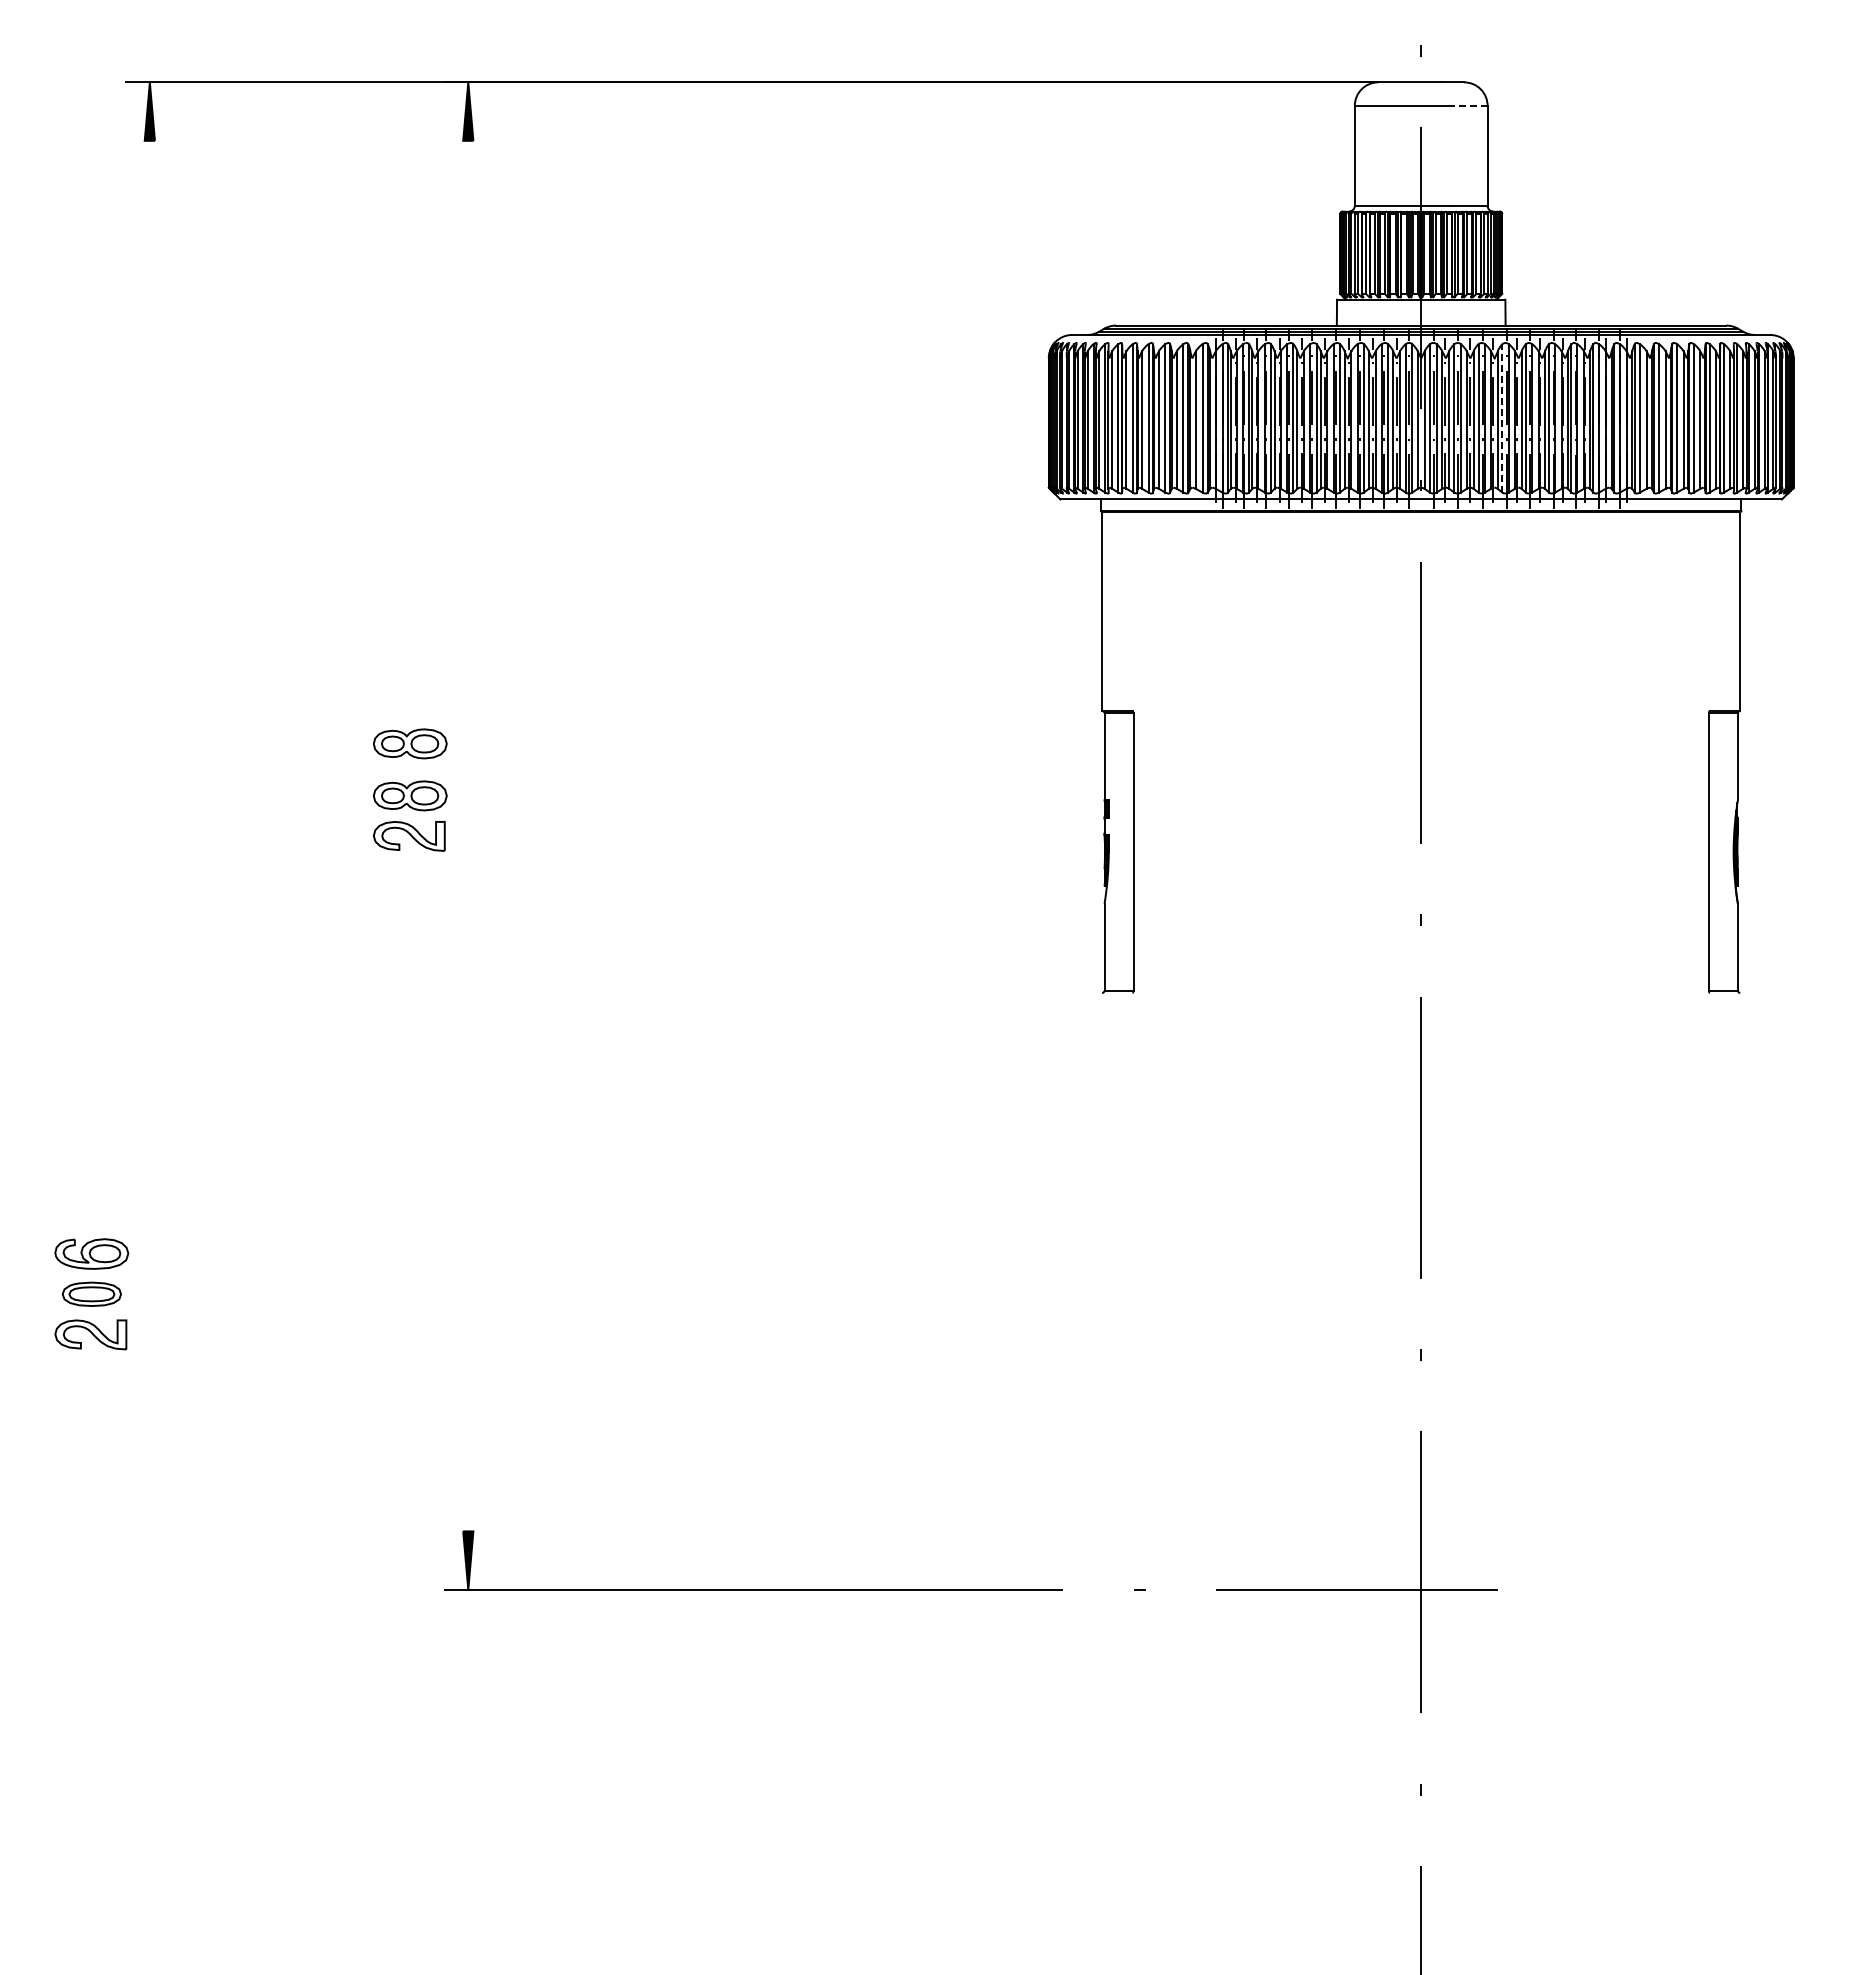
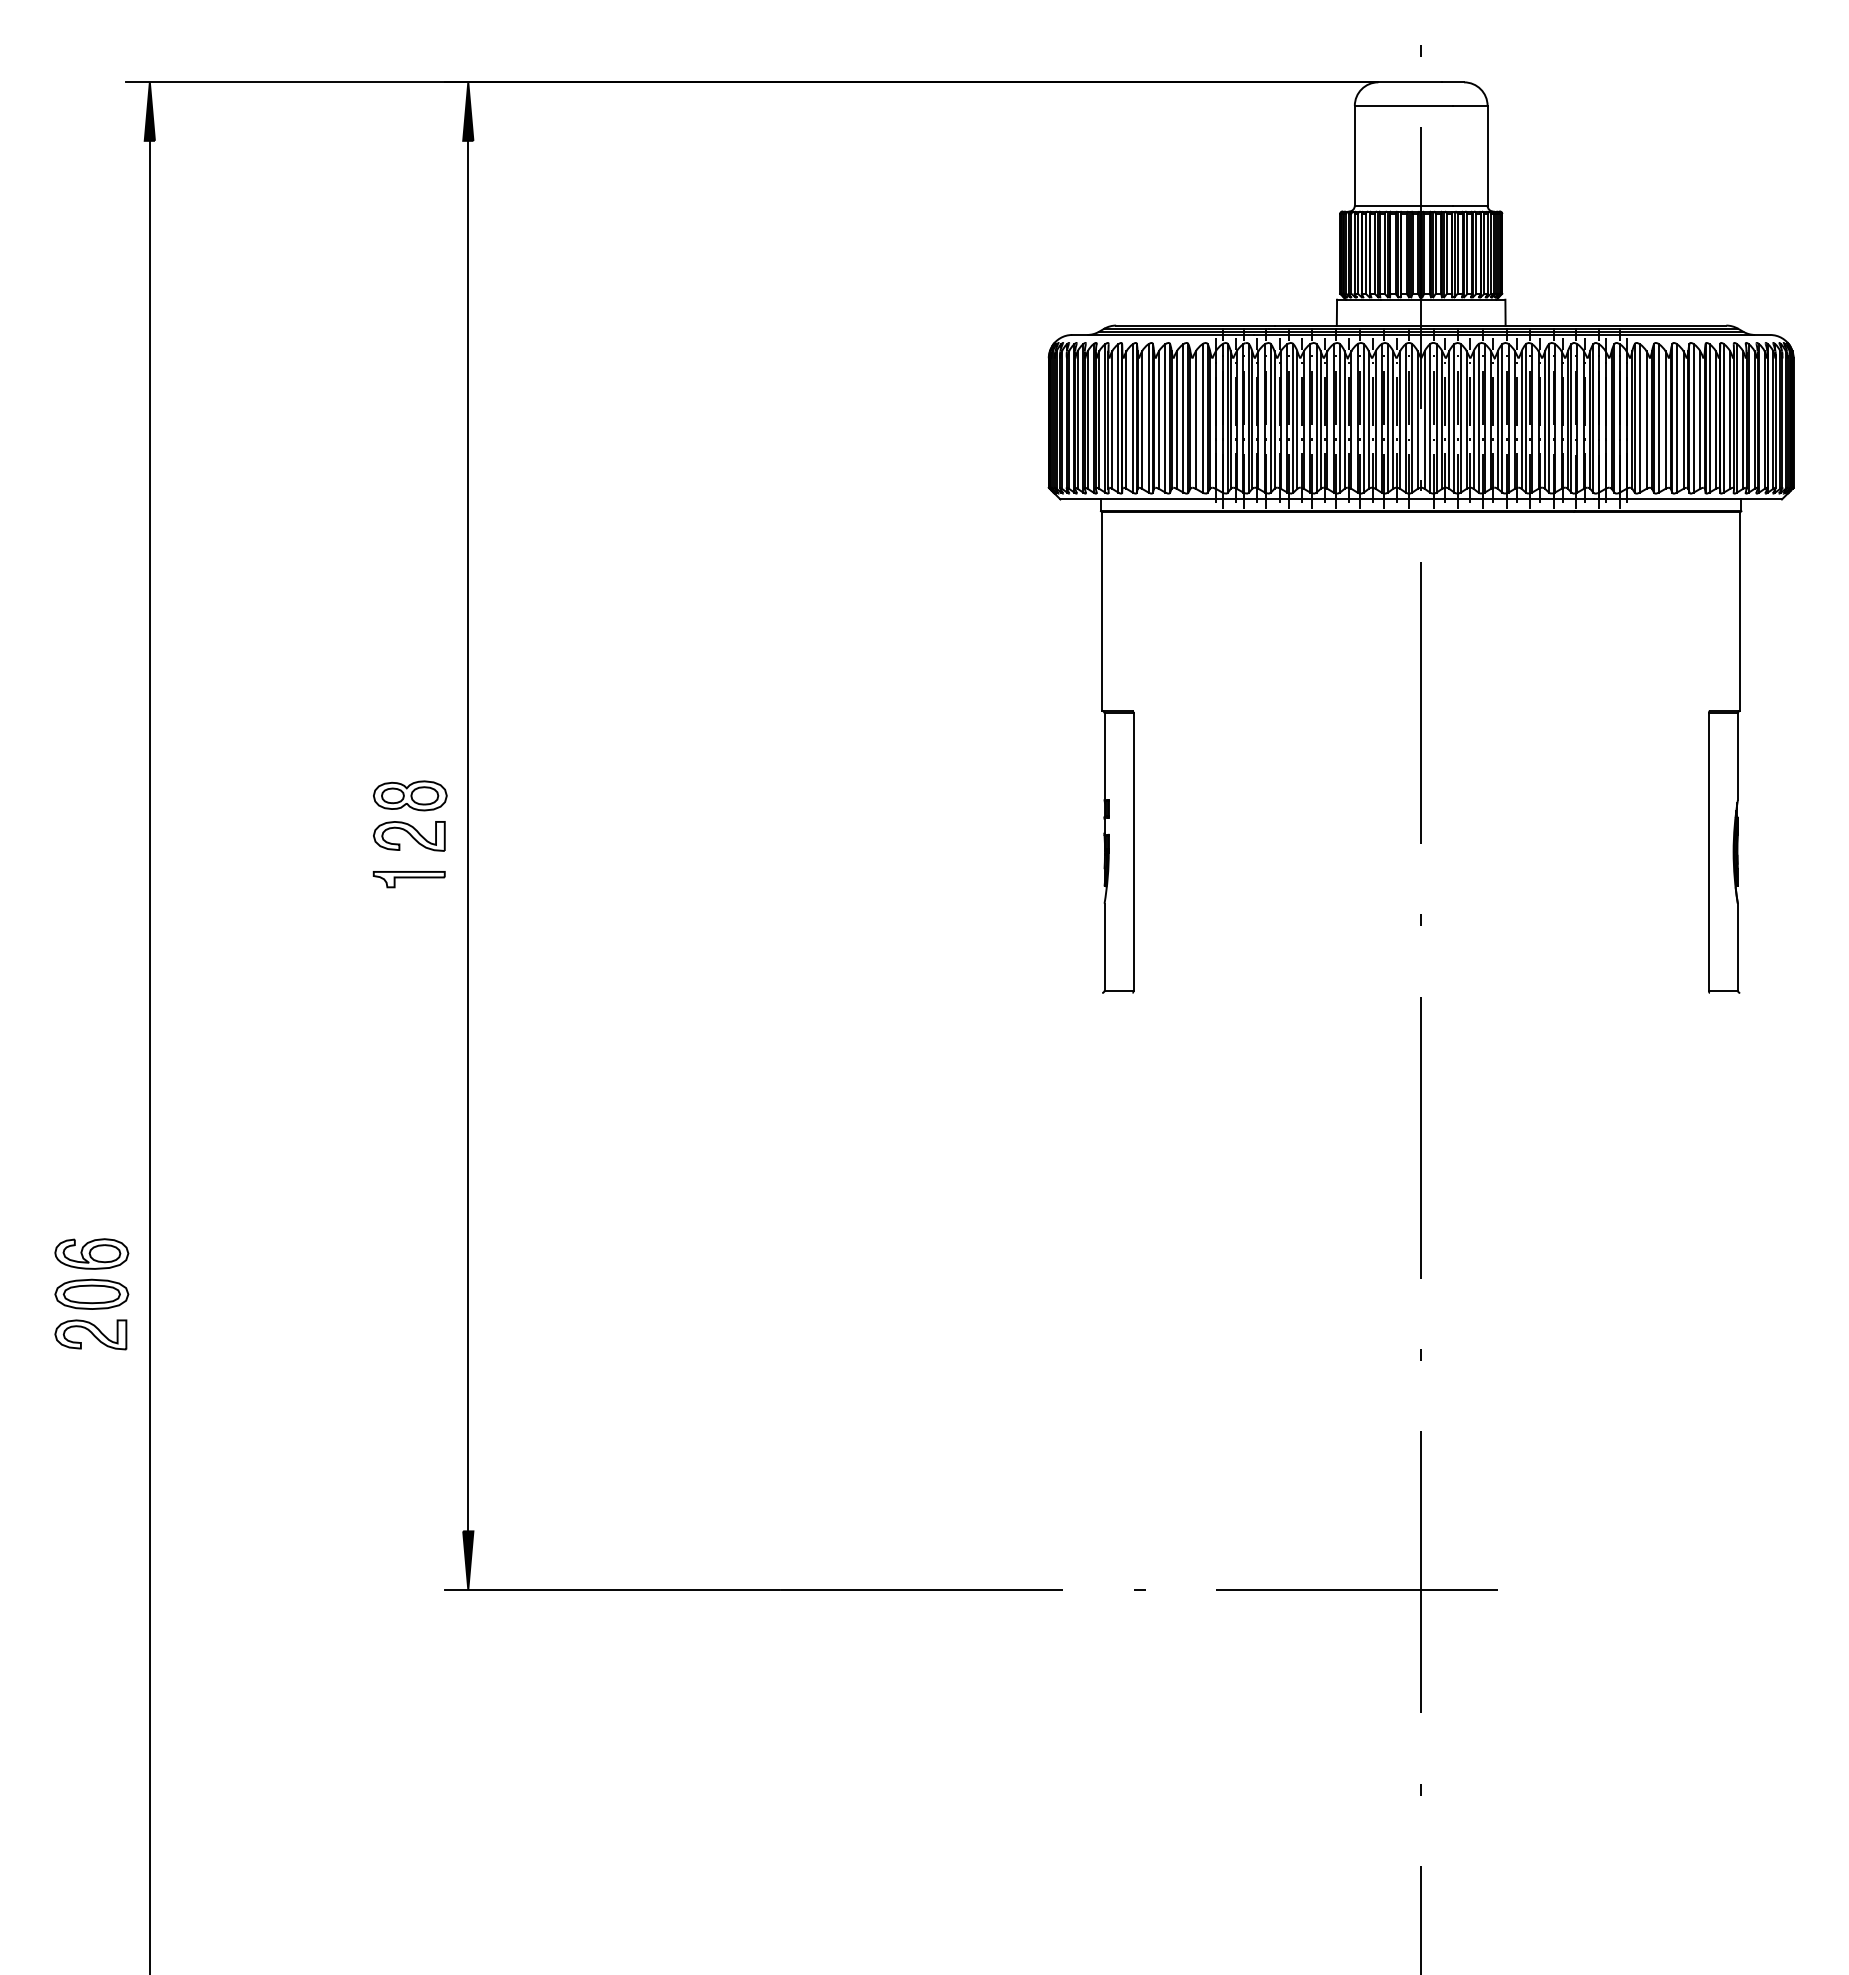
line: dashed -> solid (1469, 105)
line: dashed -> solid (1502, 417)
part: present -> none (410, 743)
line: none -> present (468, 835)
part: none -> present (408, 879)
line: none -> present (149, 1055)
part size: 61x26 px -> 76x32 px (91, 1293)
